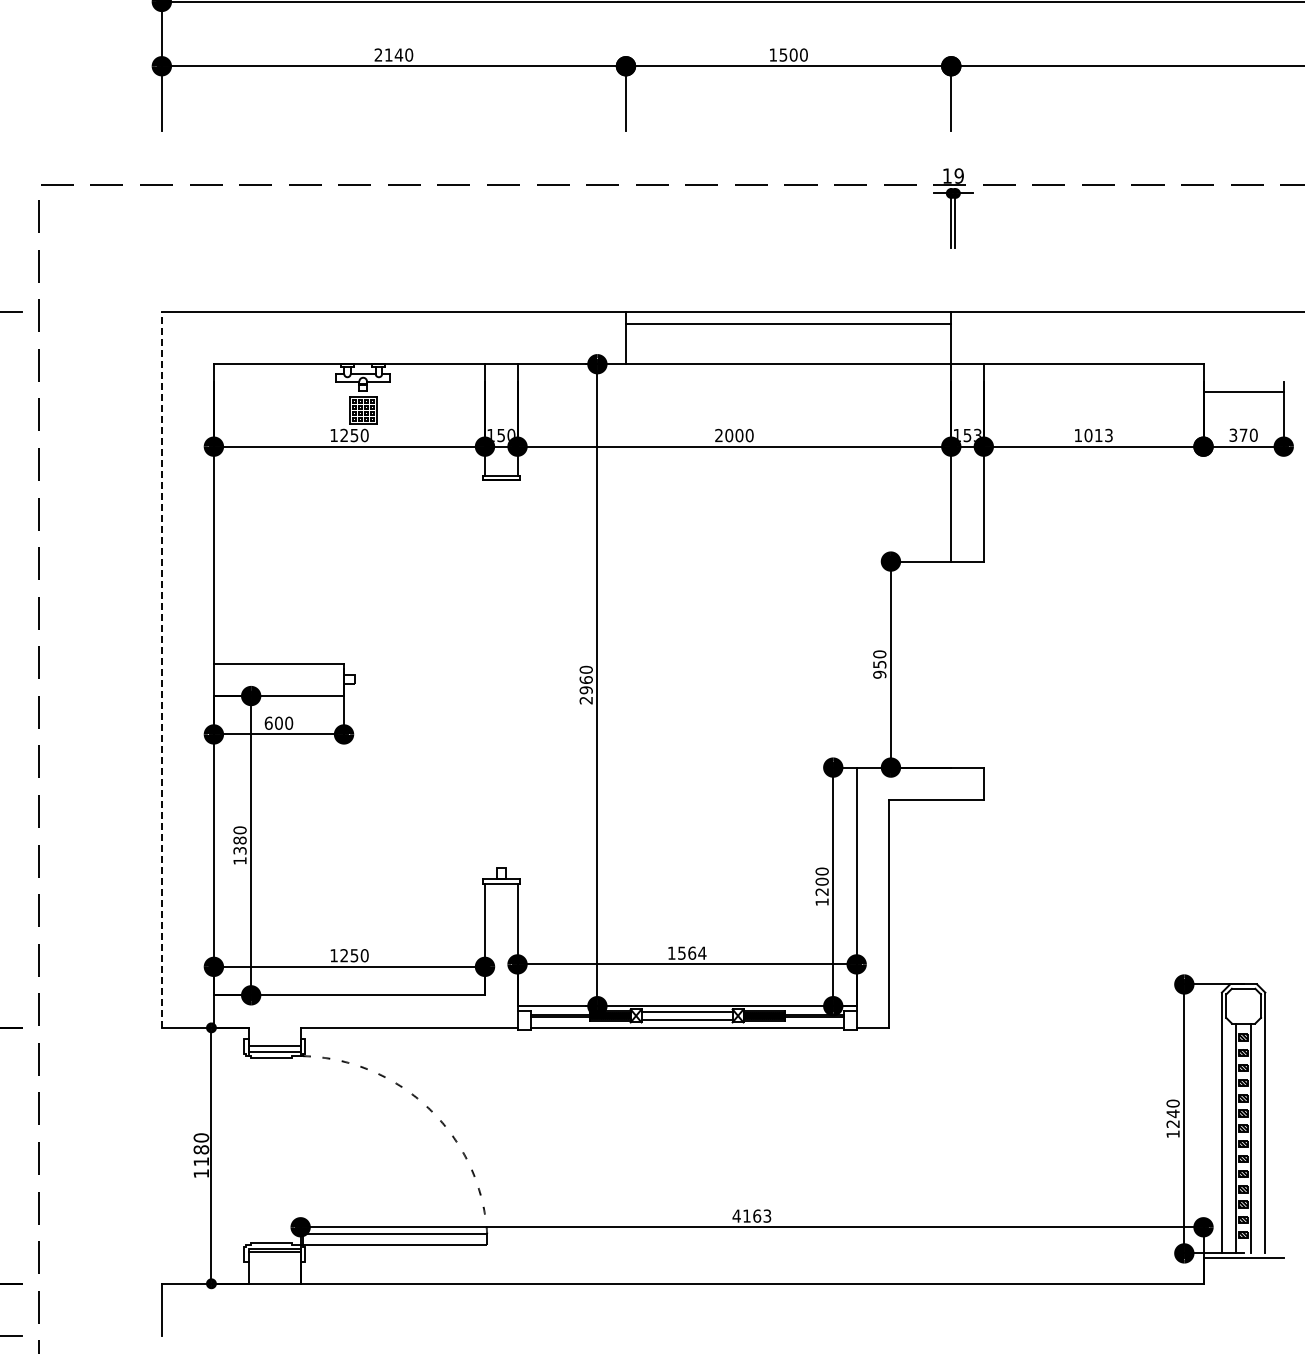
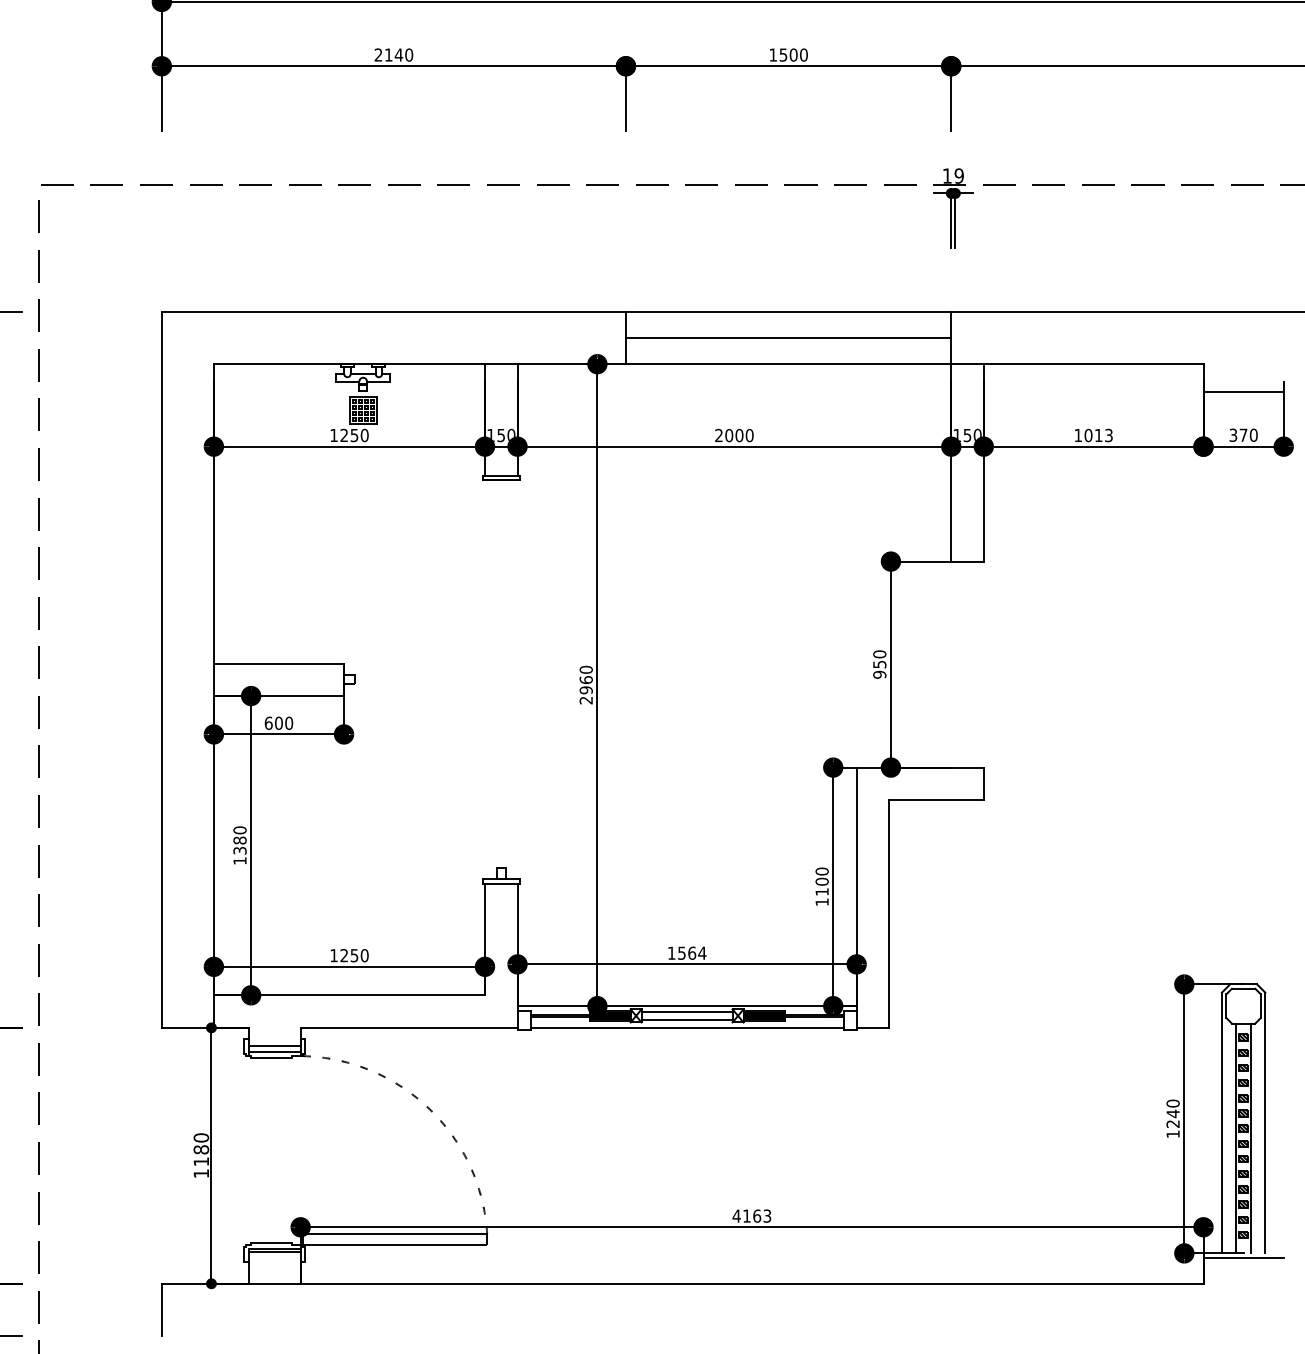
line position: (788, 324) -> (788, 338) (788, 338)
text: 153 -> 150 (977, 434)
line: dashed -> solid (161, 670)
text: 1200 -> 1100 (821, 891)
